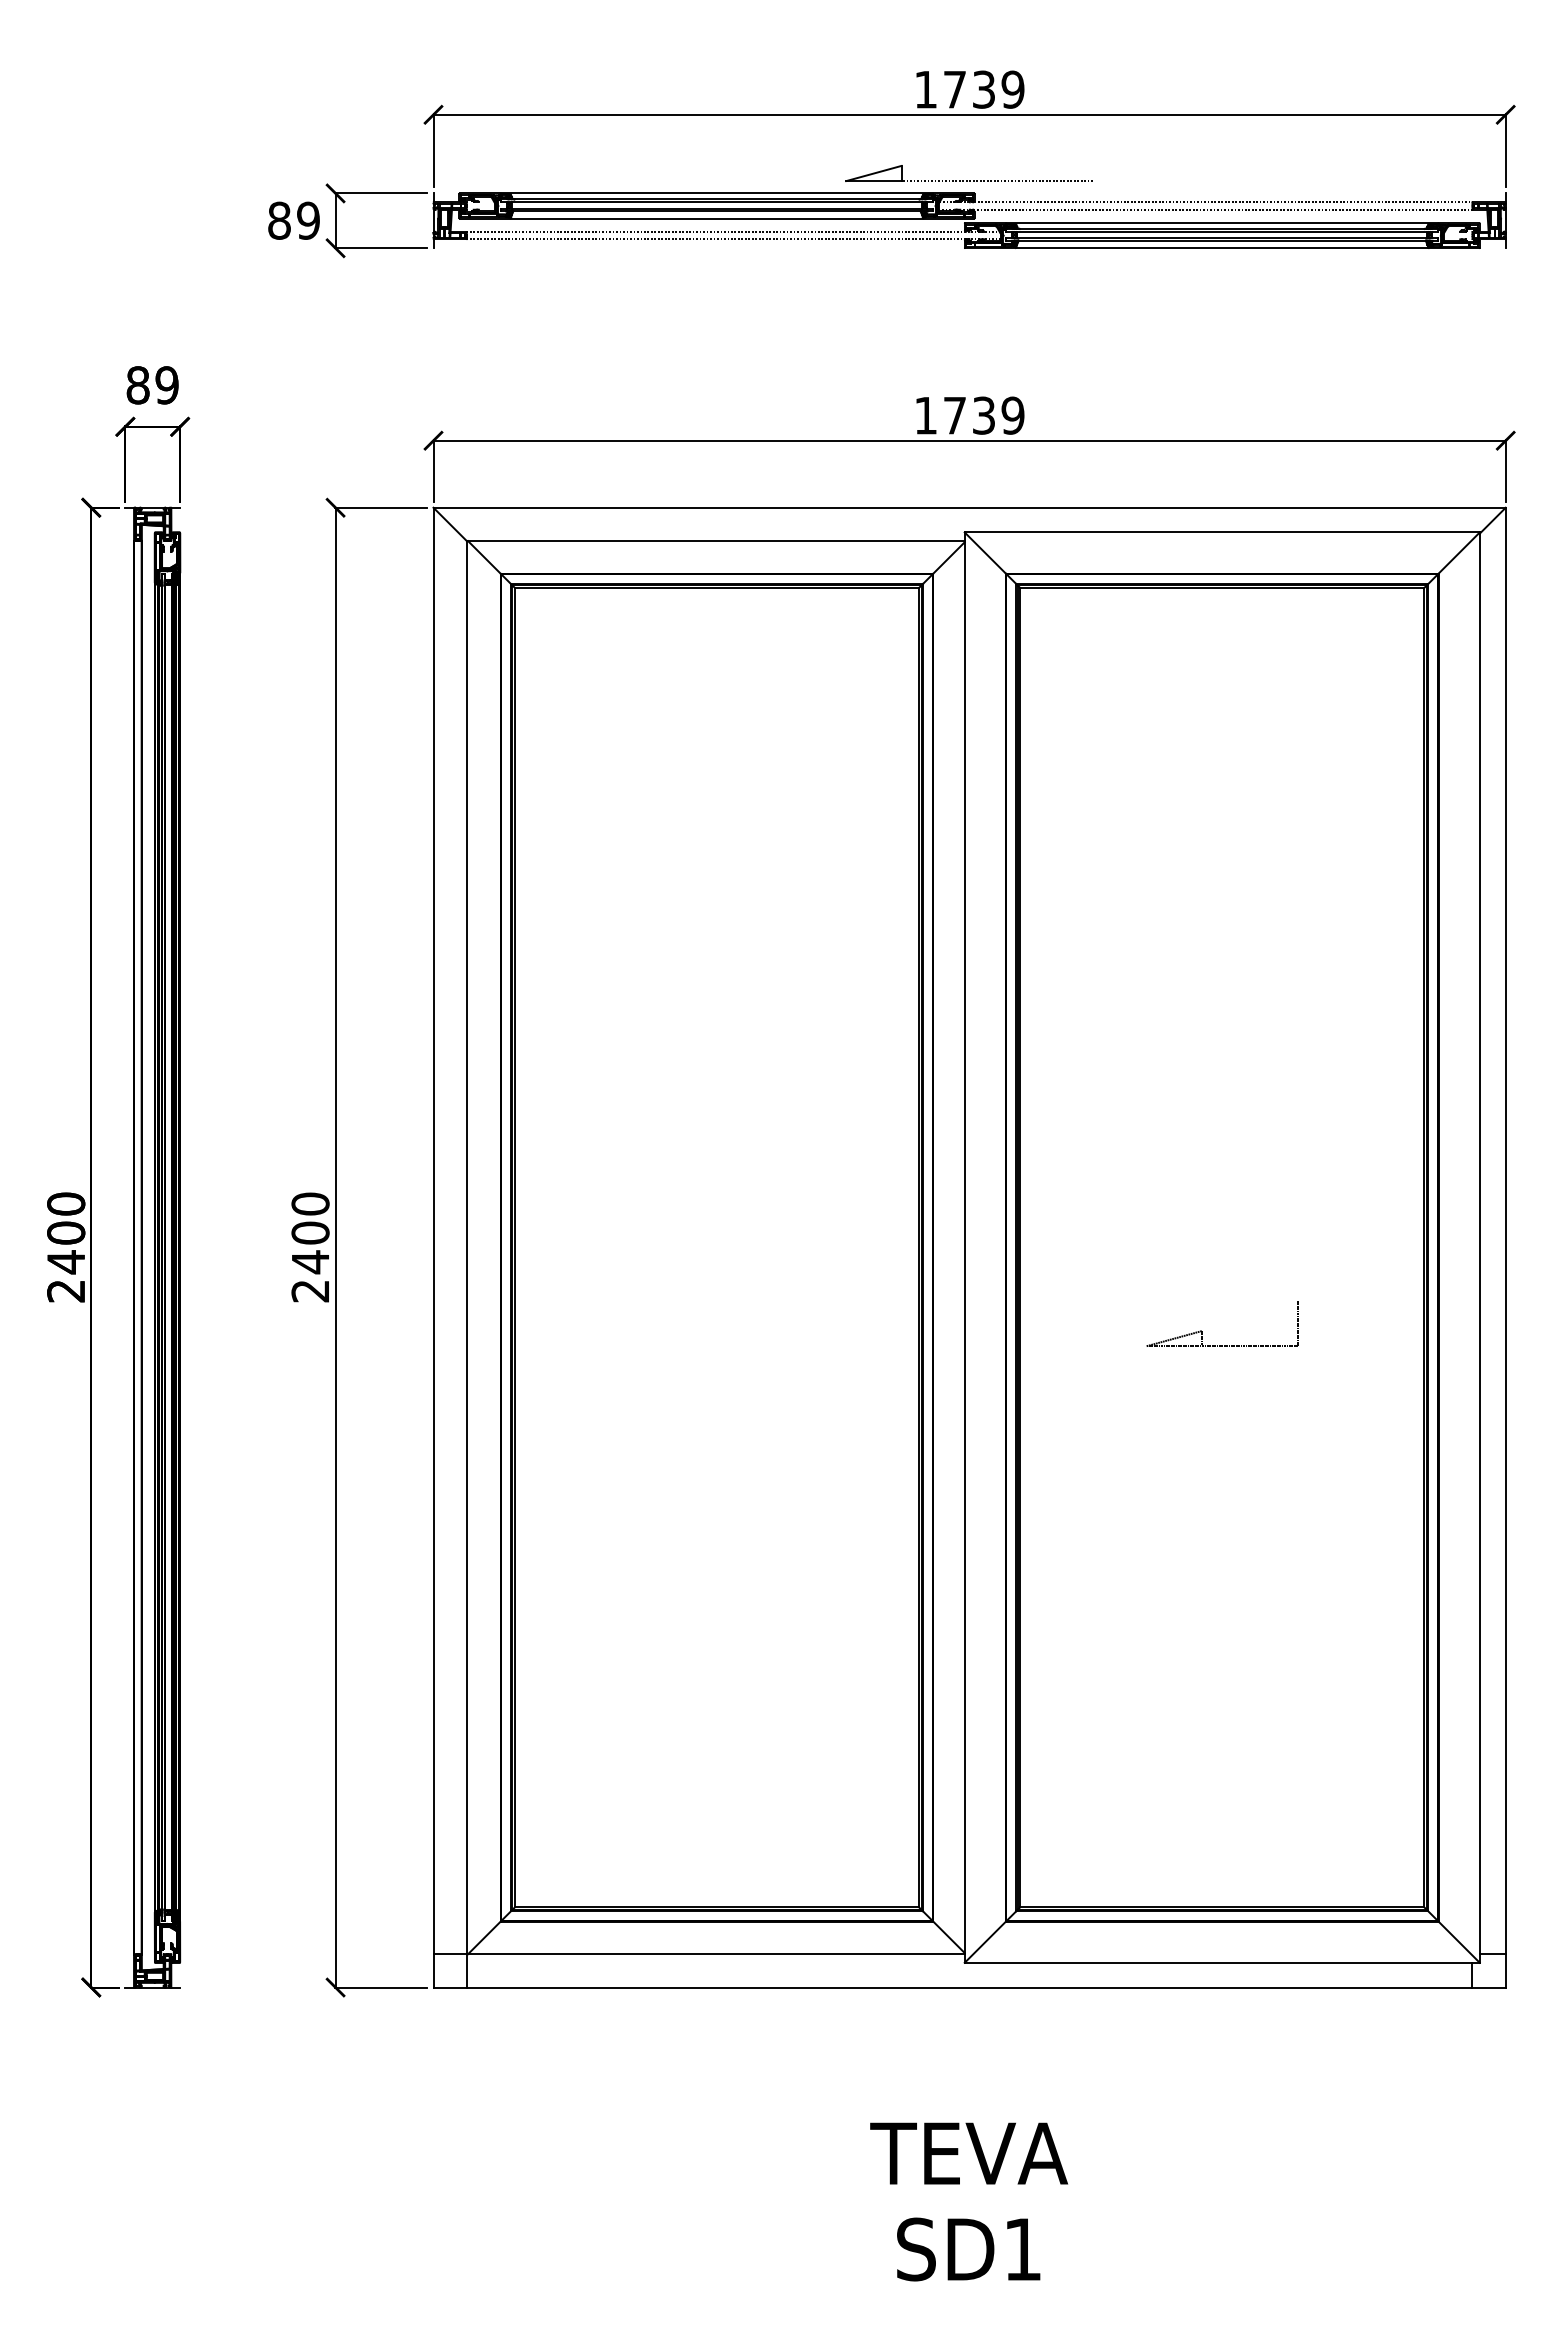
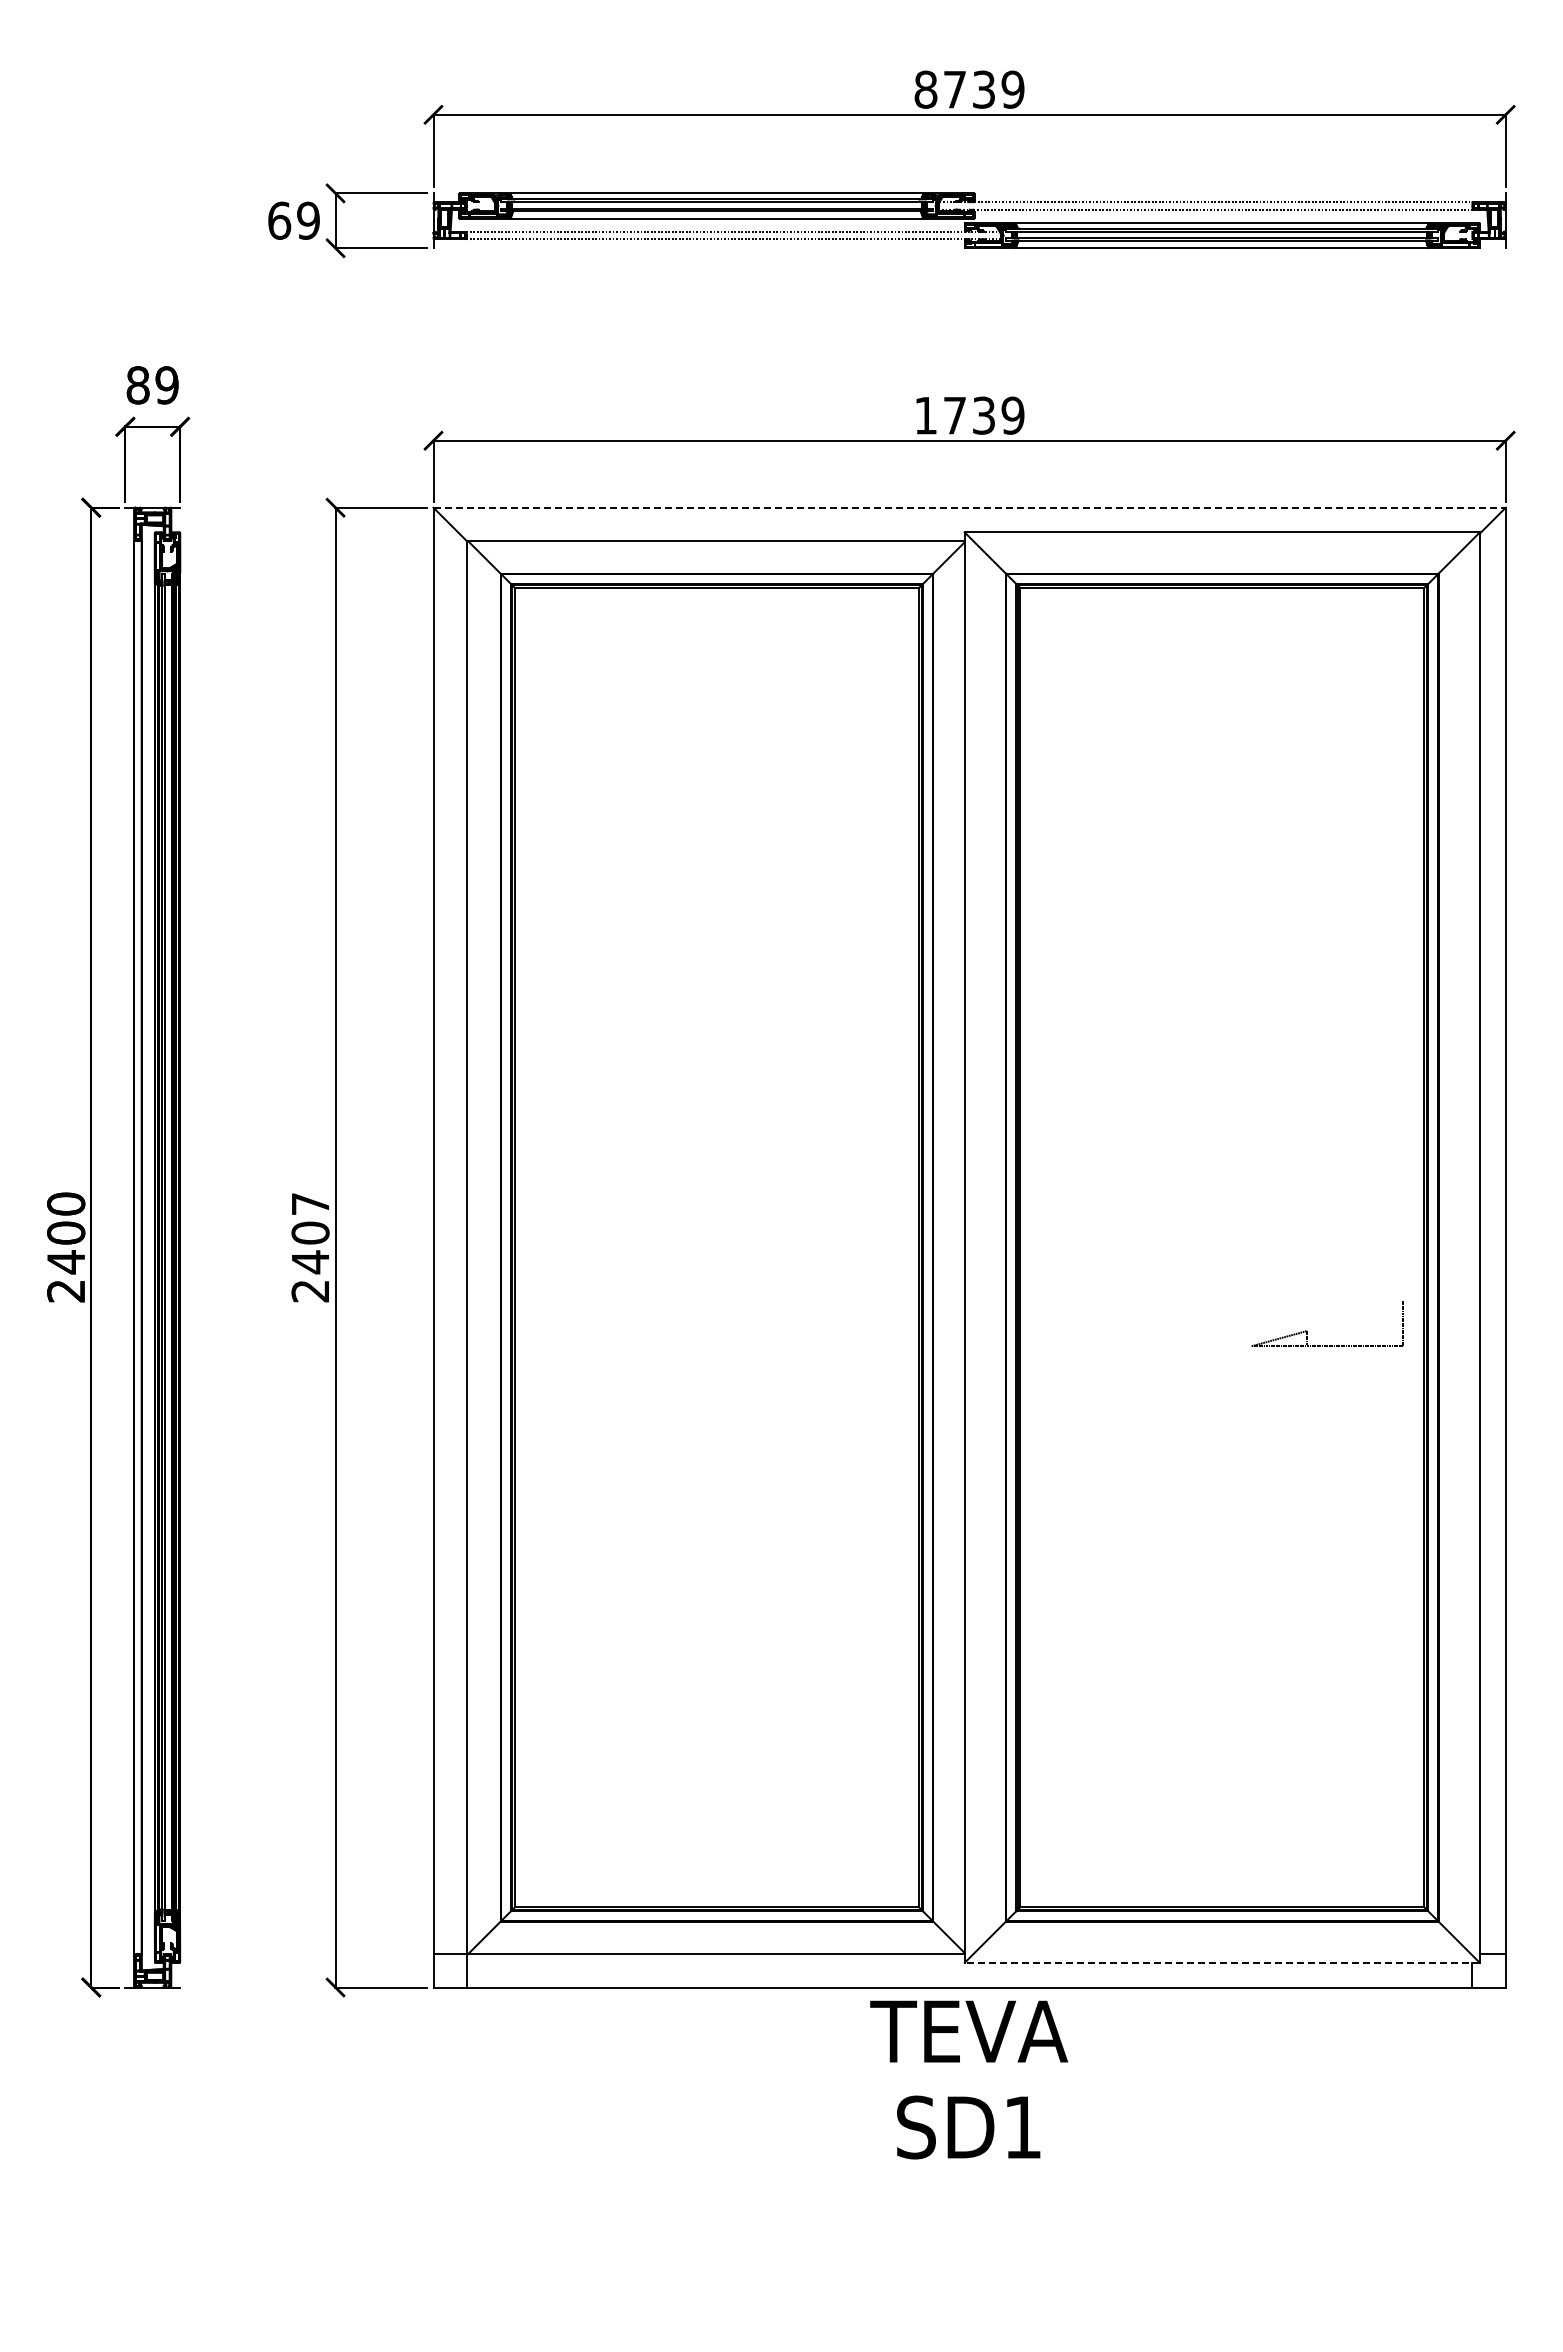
text: 1739 -> 8739 (925, 89)
part: present -> none (967, 180)
text: 89 -> 69 (279, 220)
line: solid -> dashed (970, 507)
text: 2400 -> 2407 (310, 1203)
part position: (1202, 1331) -> (1307, 1331) (1307, 1331)
line: solid -> dashed (1222, 1962)
text position: (969, 2201) -> (969, 2079) (969, 2079)
